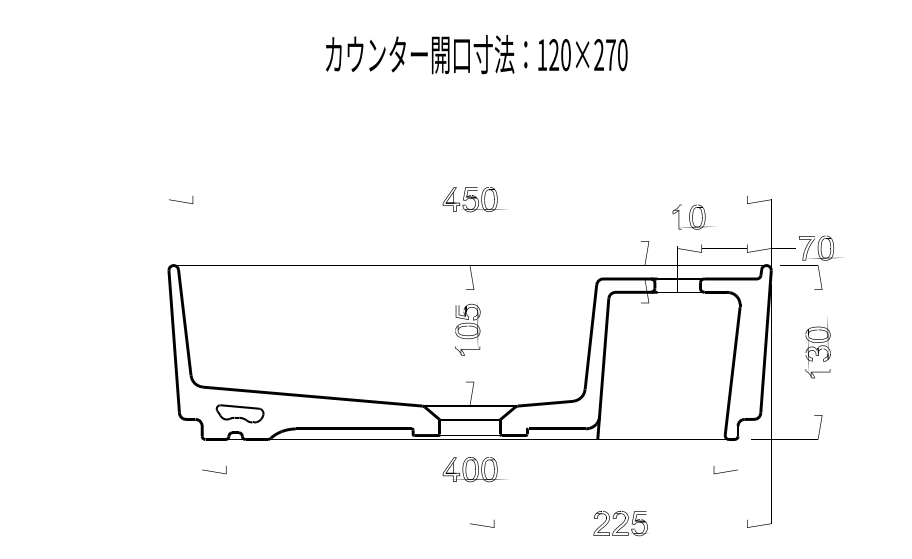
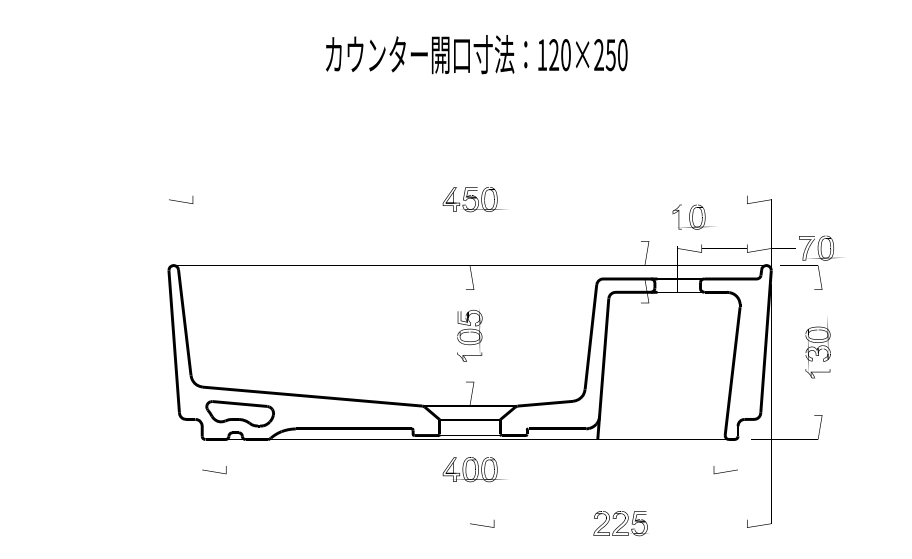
text: 120×270 -> 120×250 (610, 55)
part position: (467, 329) -> (469, 335) (469, 335)
part size: 50x20 px -> 70x28 px (239, 413)
